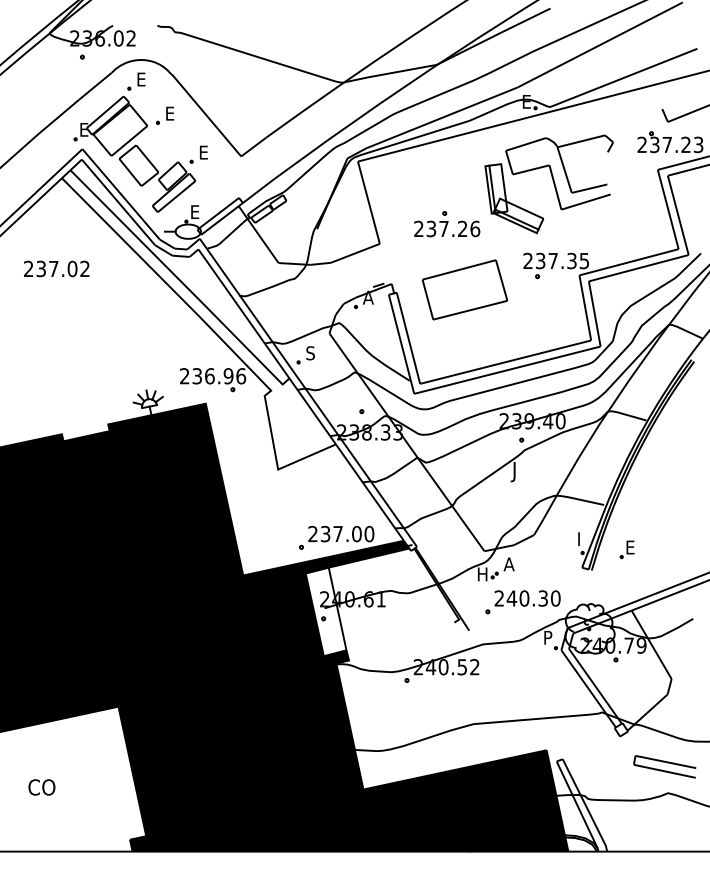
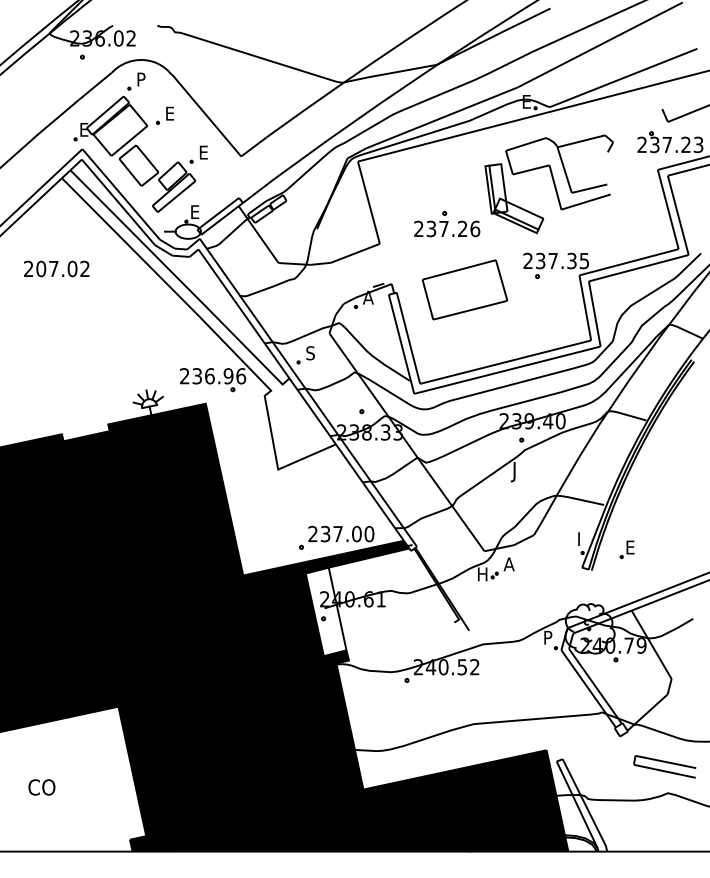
text: E -> P (142, 79)
text: 237.02 -> 207.02 (41, 268)
part: present -> none (522, 602)
